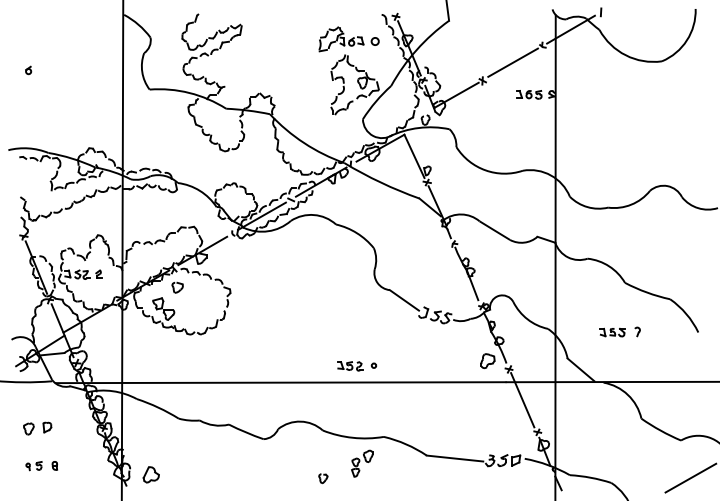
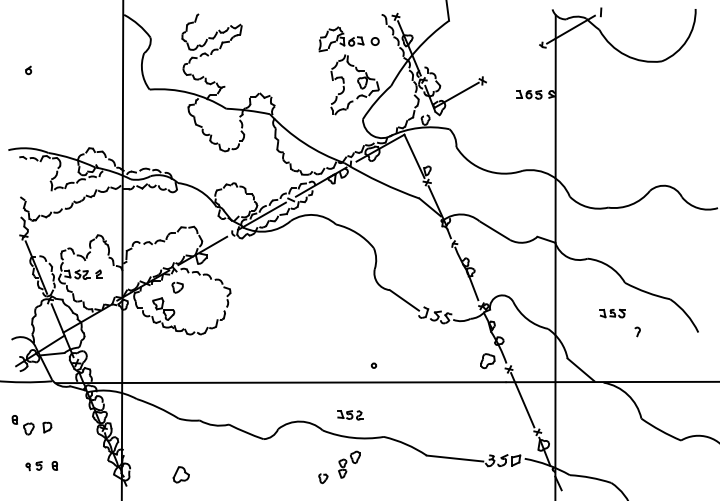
line: present -> none (512, 62)
part position: (612, 332) -> (612, 313) (612, 313)
part position: (350, 366) -> (350, 415) (350, 415)
part: none -> present (14, 419)
part position: (362, 463) -> (349, 464) (349, 464)
part position: (150, 474) -> (180, 474) (180, 474)
line: present -> none (690, 477)
